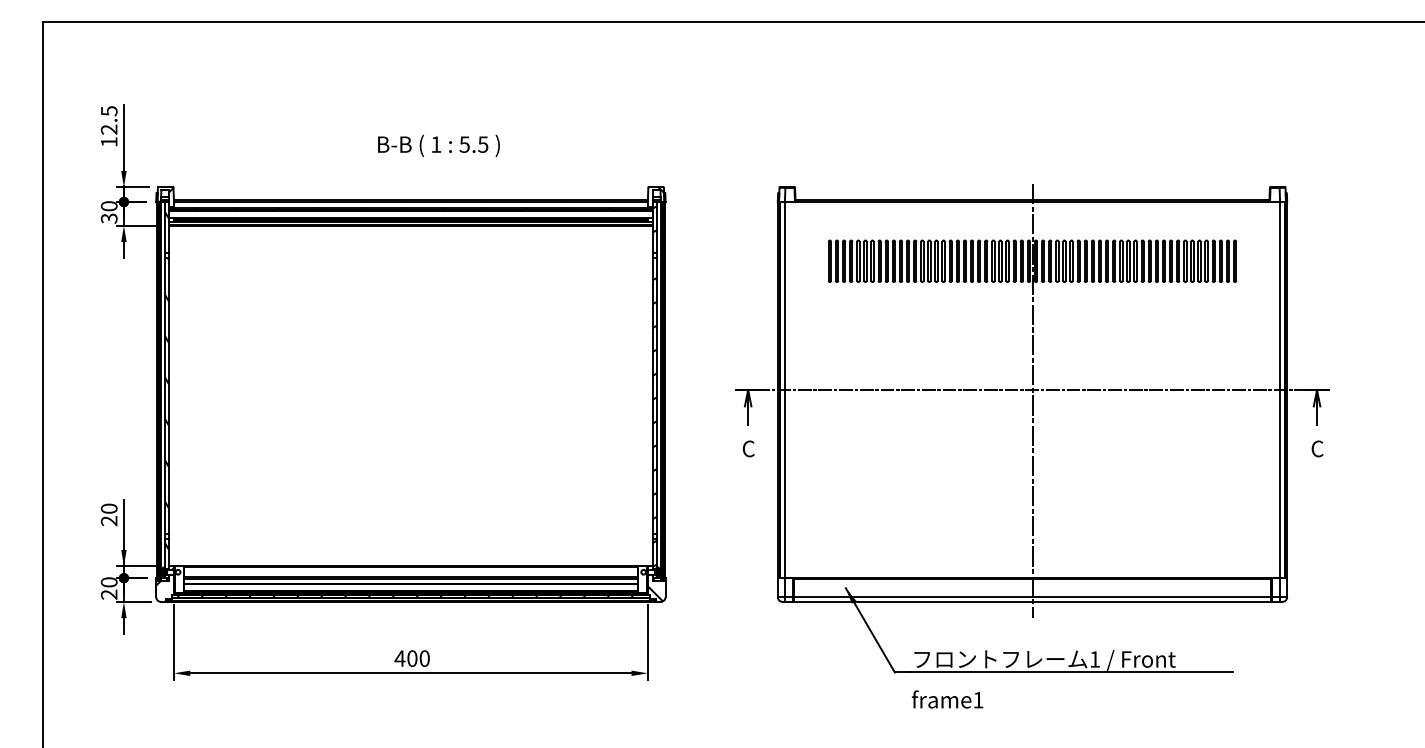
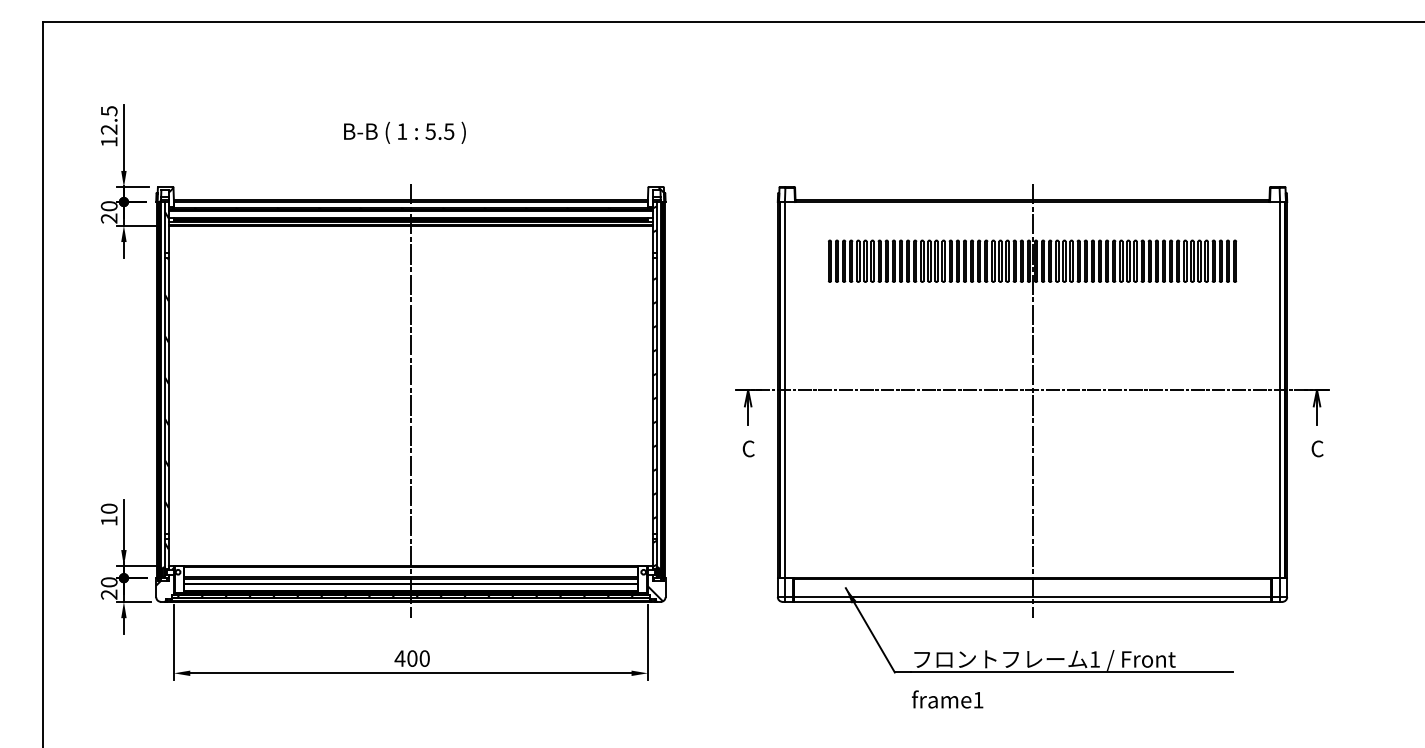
text position: (438, 145) -> (404, 132) (404, 132)
text: 30 -> 20 (109, 218)
line: none -> present (410, 401)
text: 20 -> 10 (108, 521)
